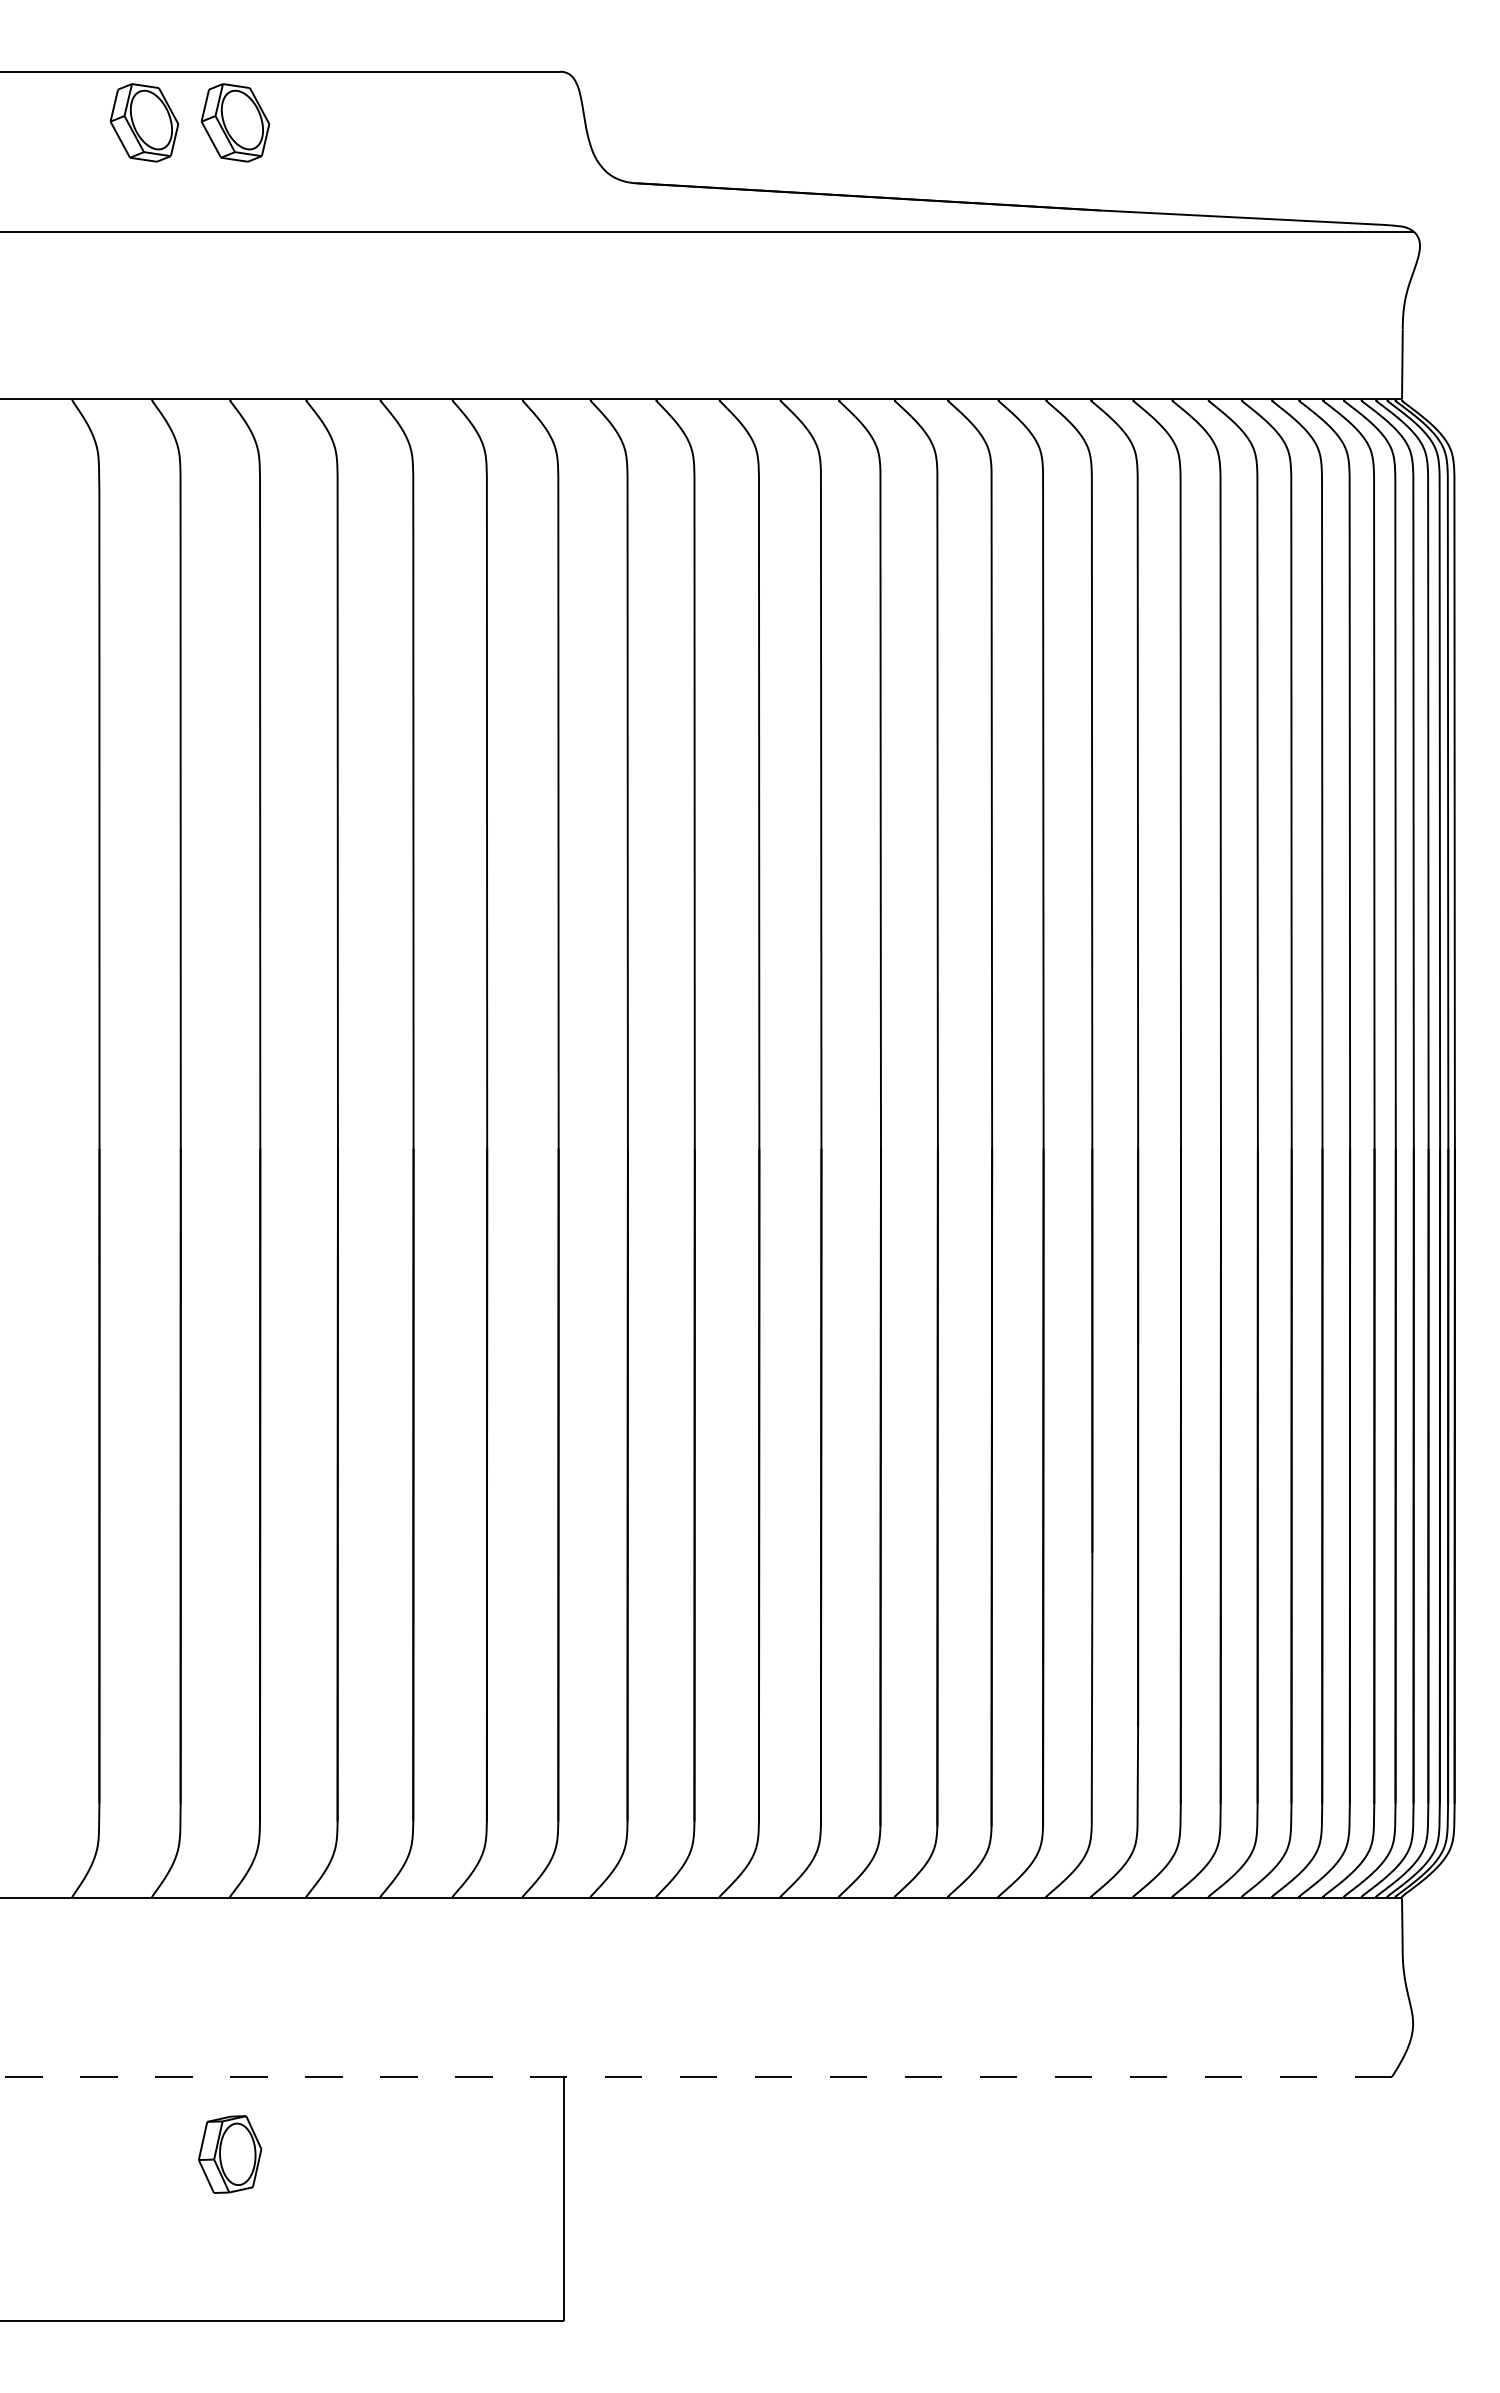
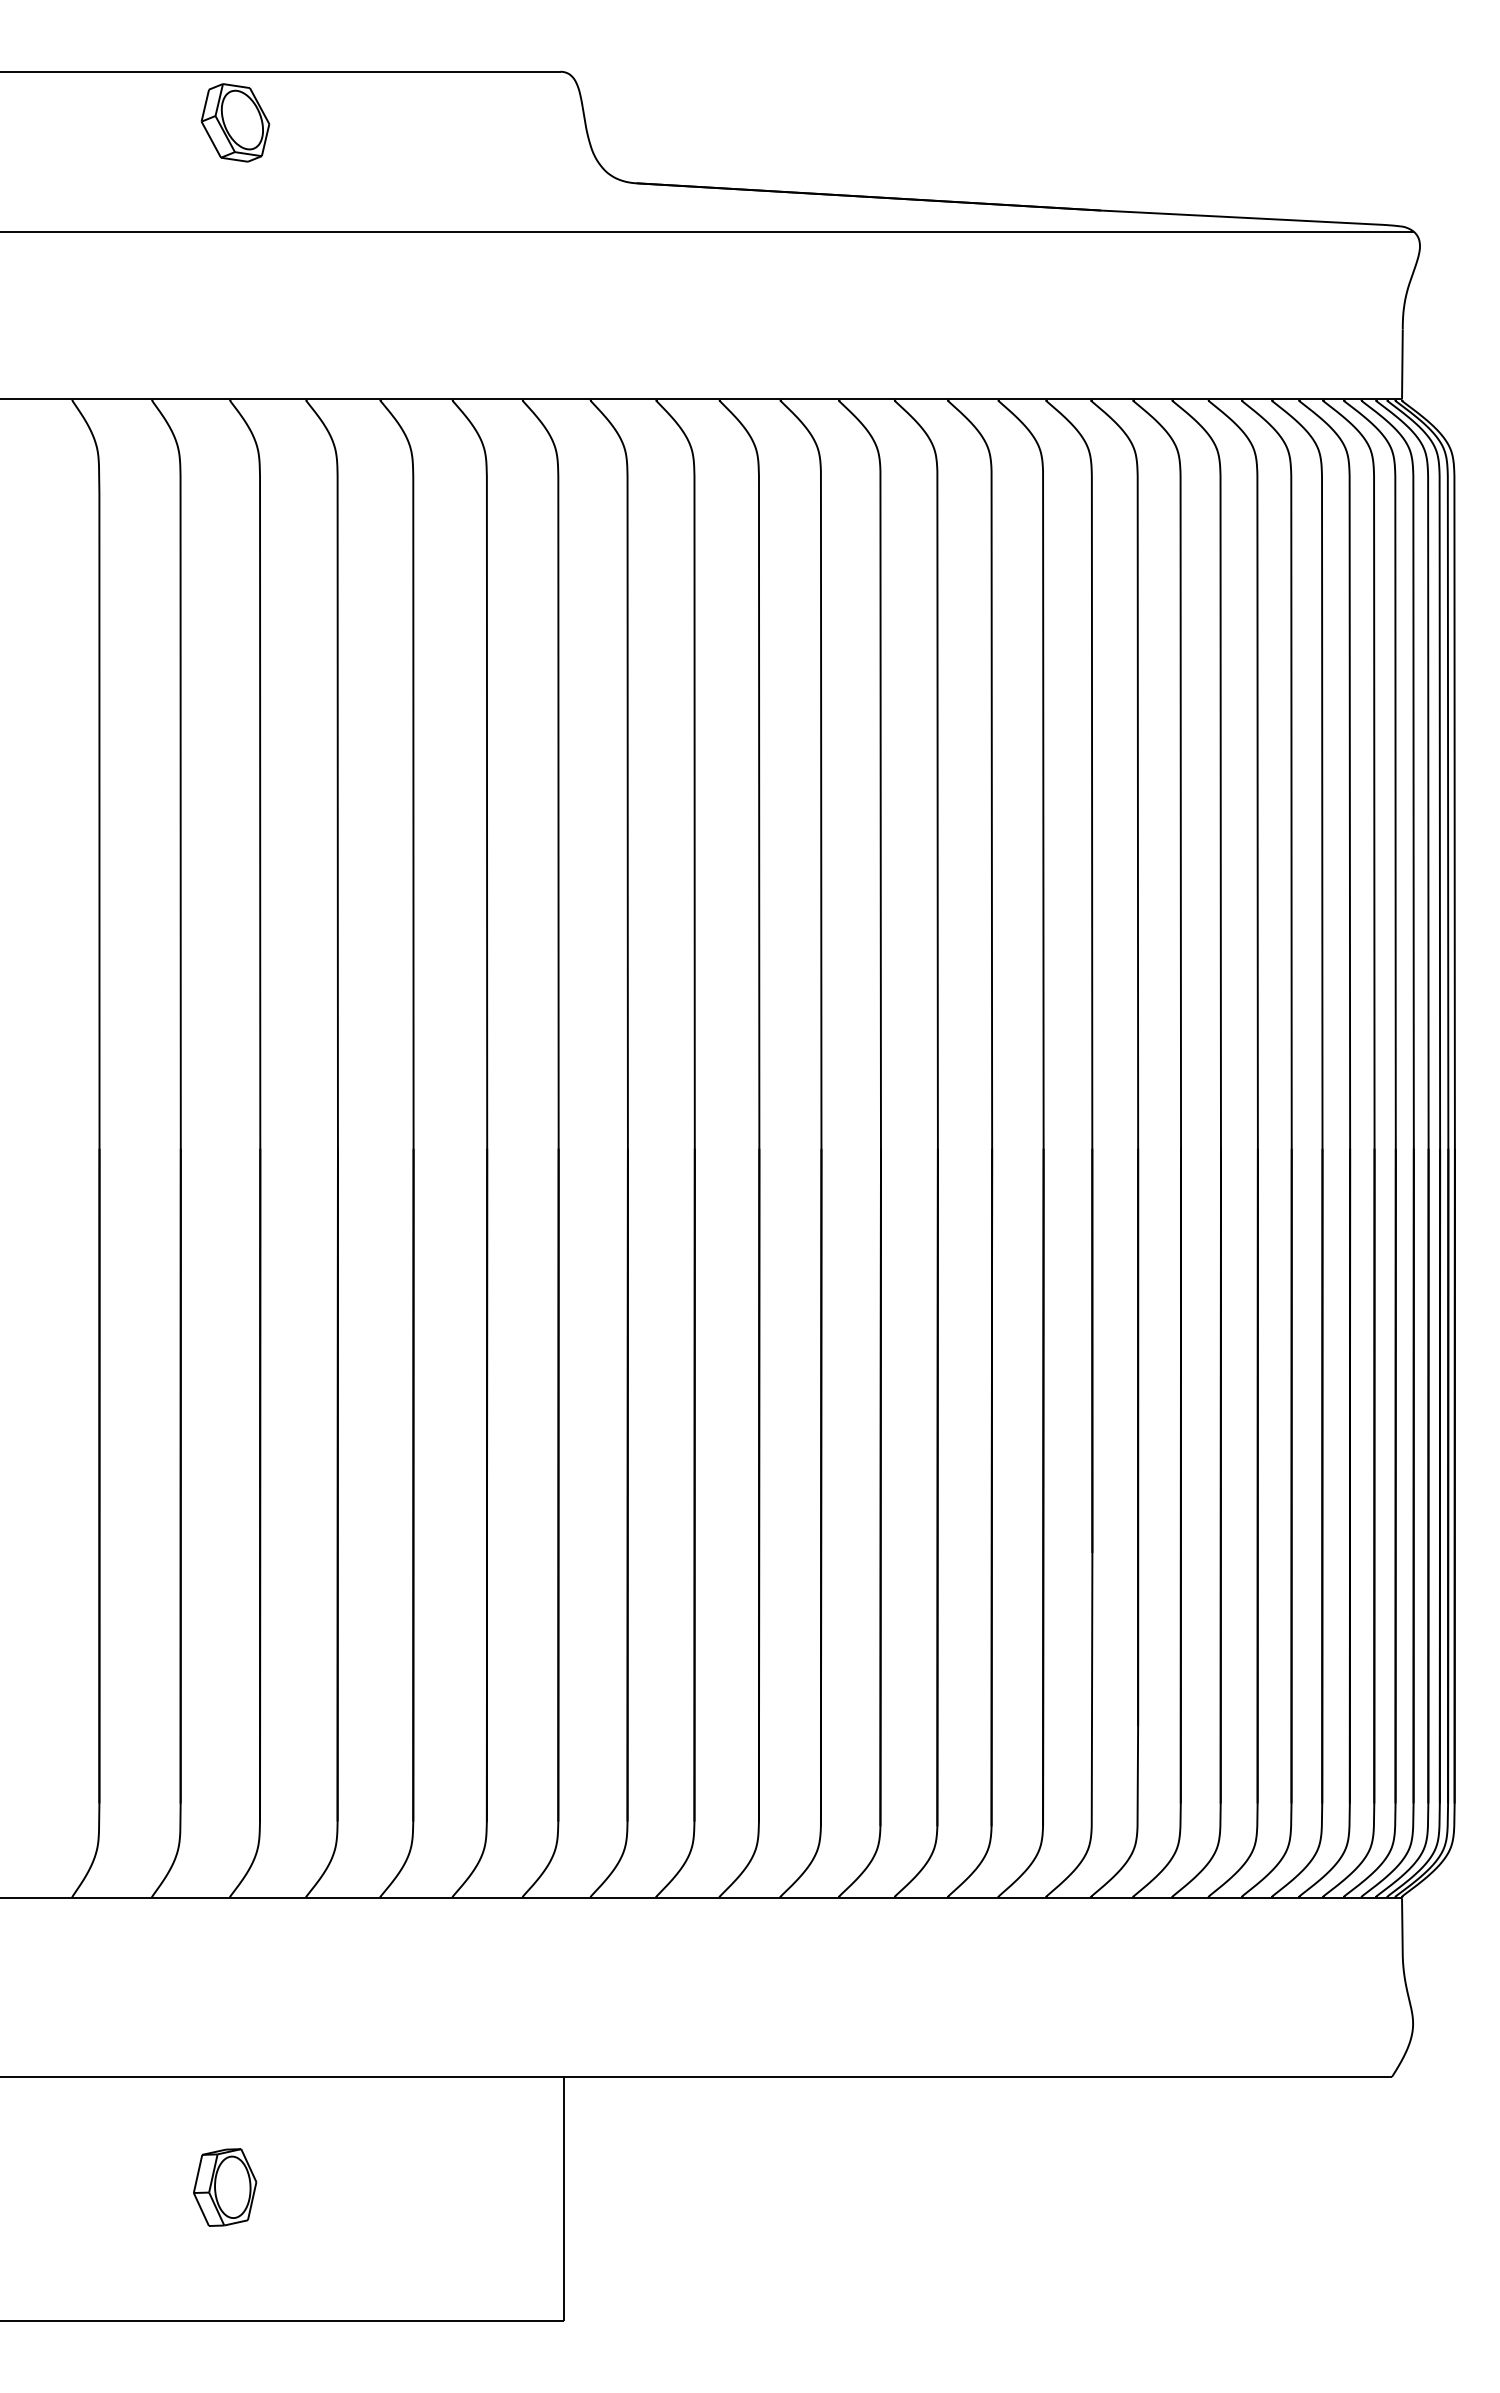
part: present -> none (144, 122)
line: dashed -> solid (696, 2076)
part position: (230, 2154) -> (225, 2187) (225, 2187)
